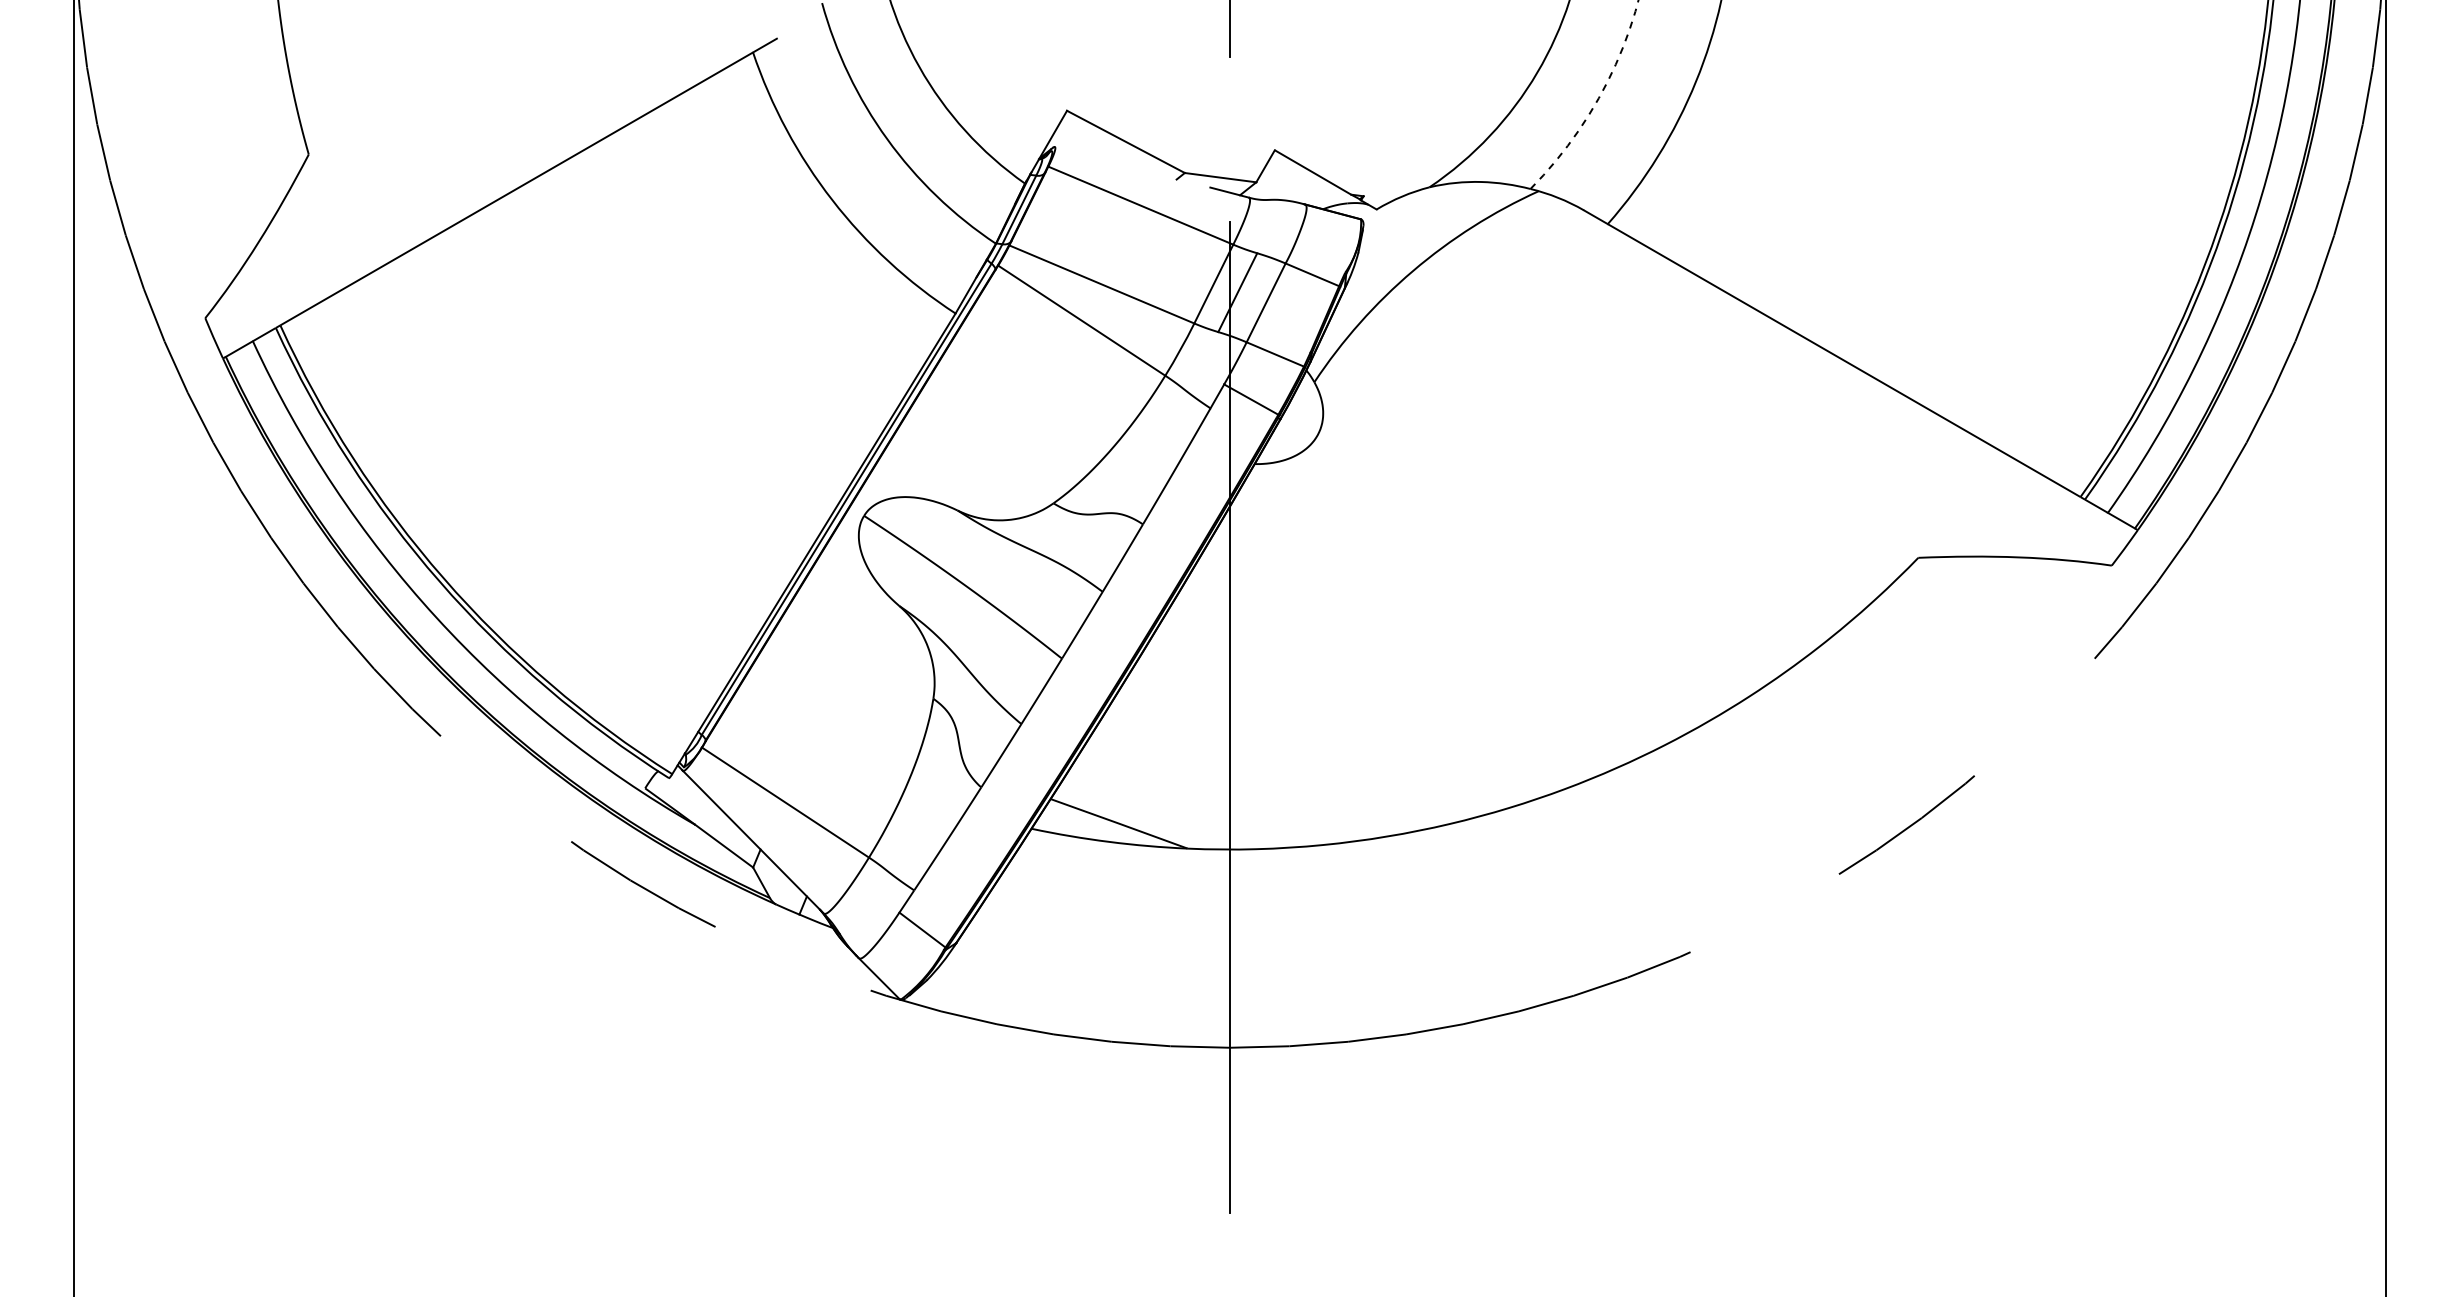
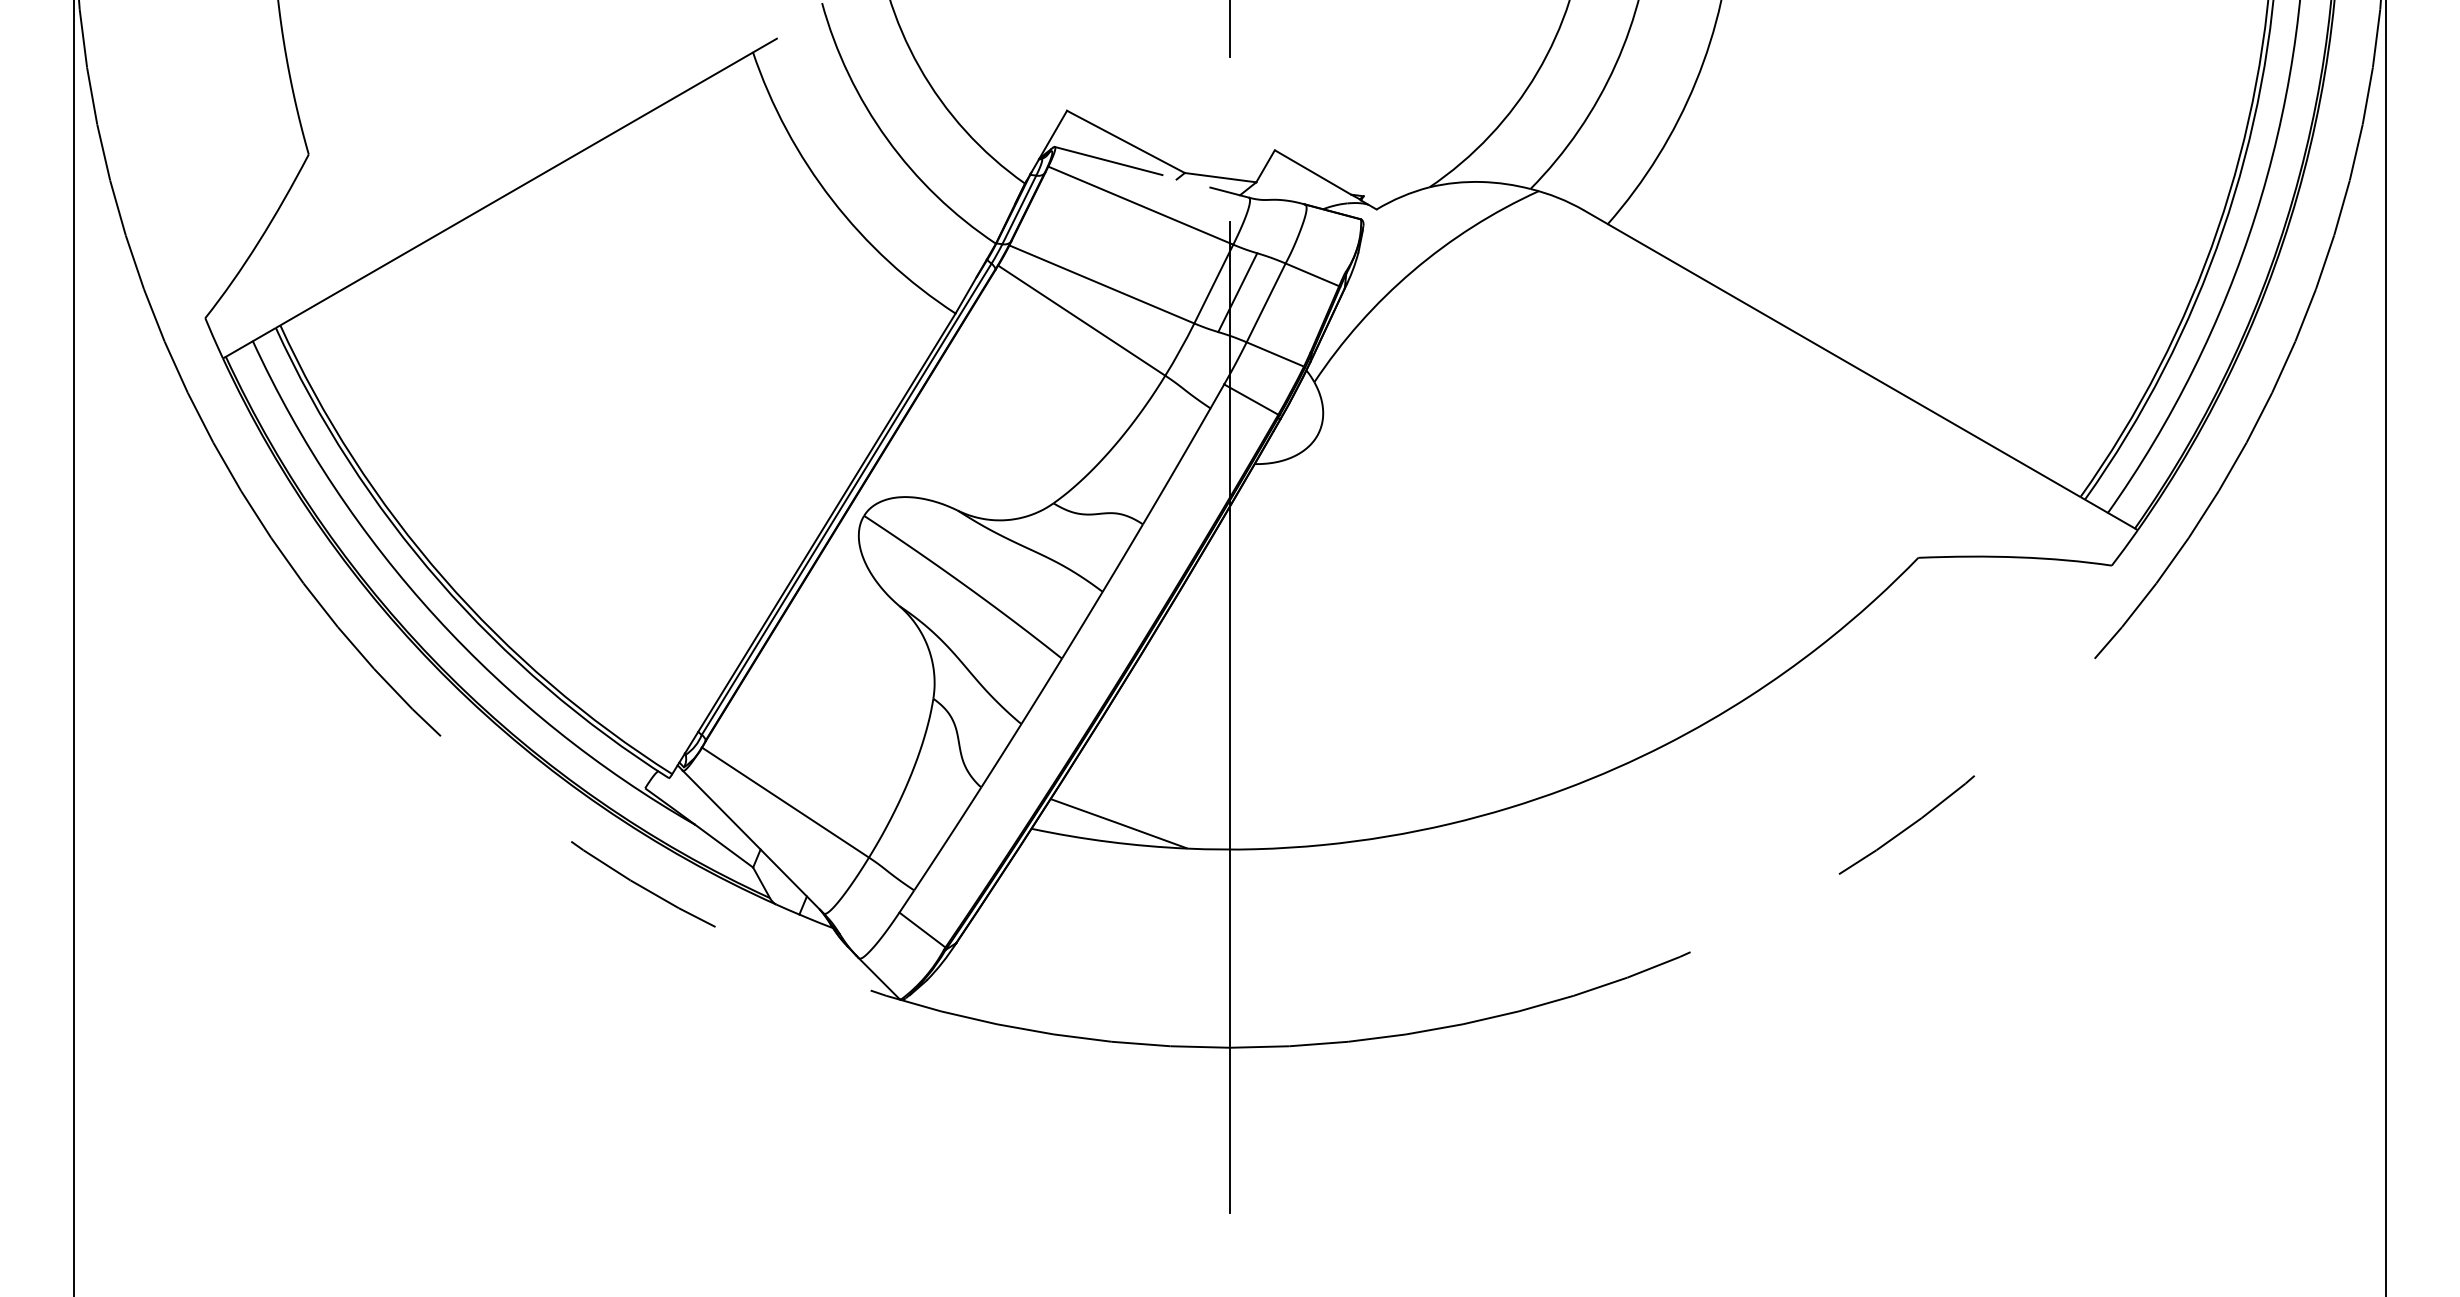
arc: dashed -> solid (1596, 101)
line: none -> present (1108, 160)
